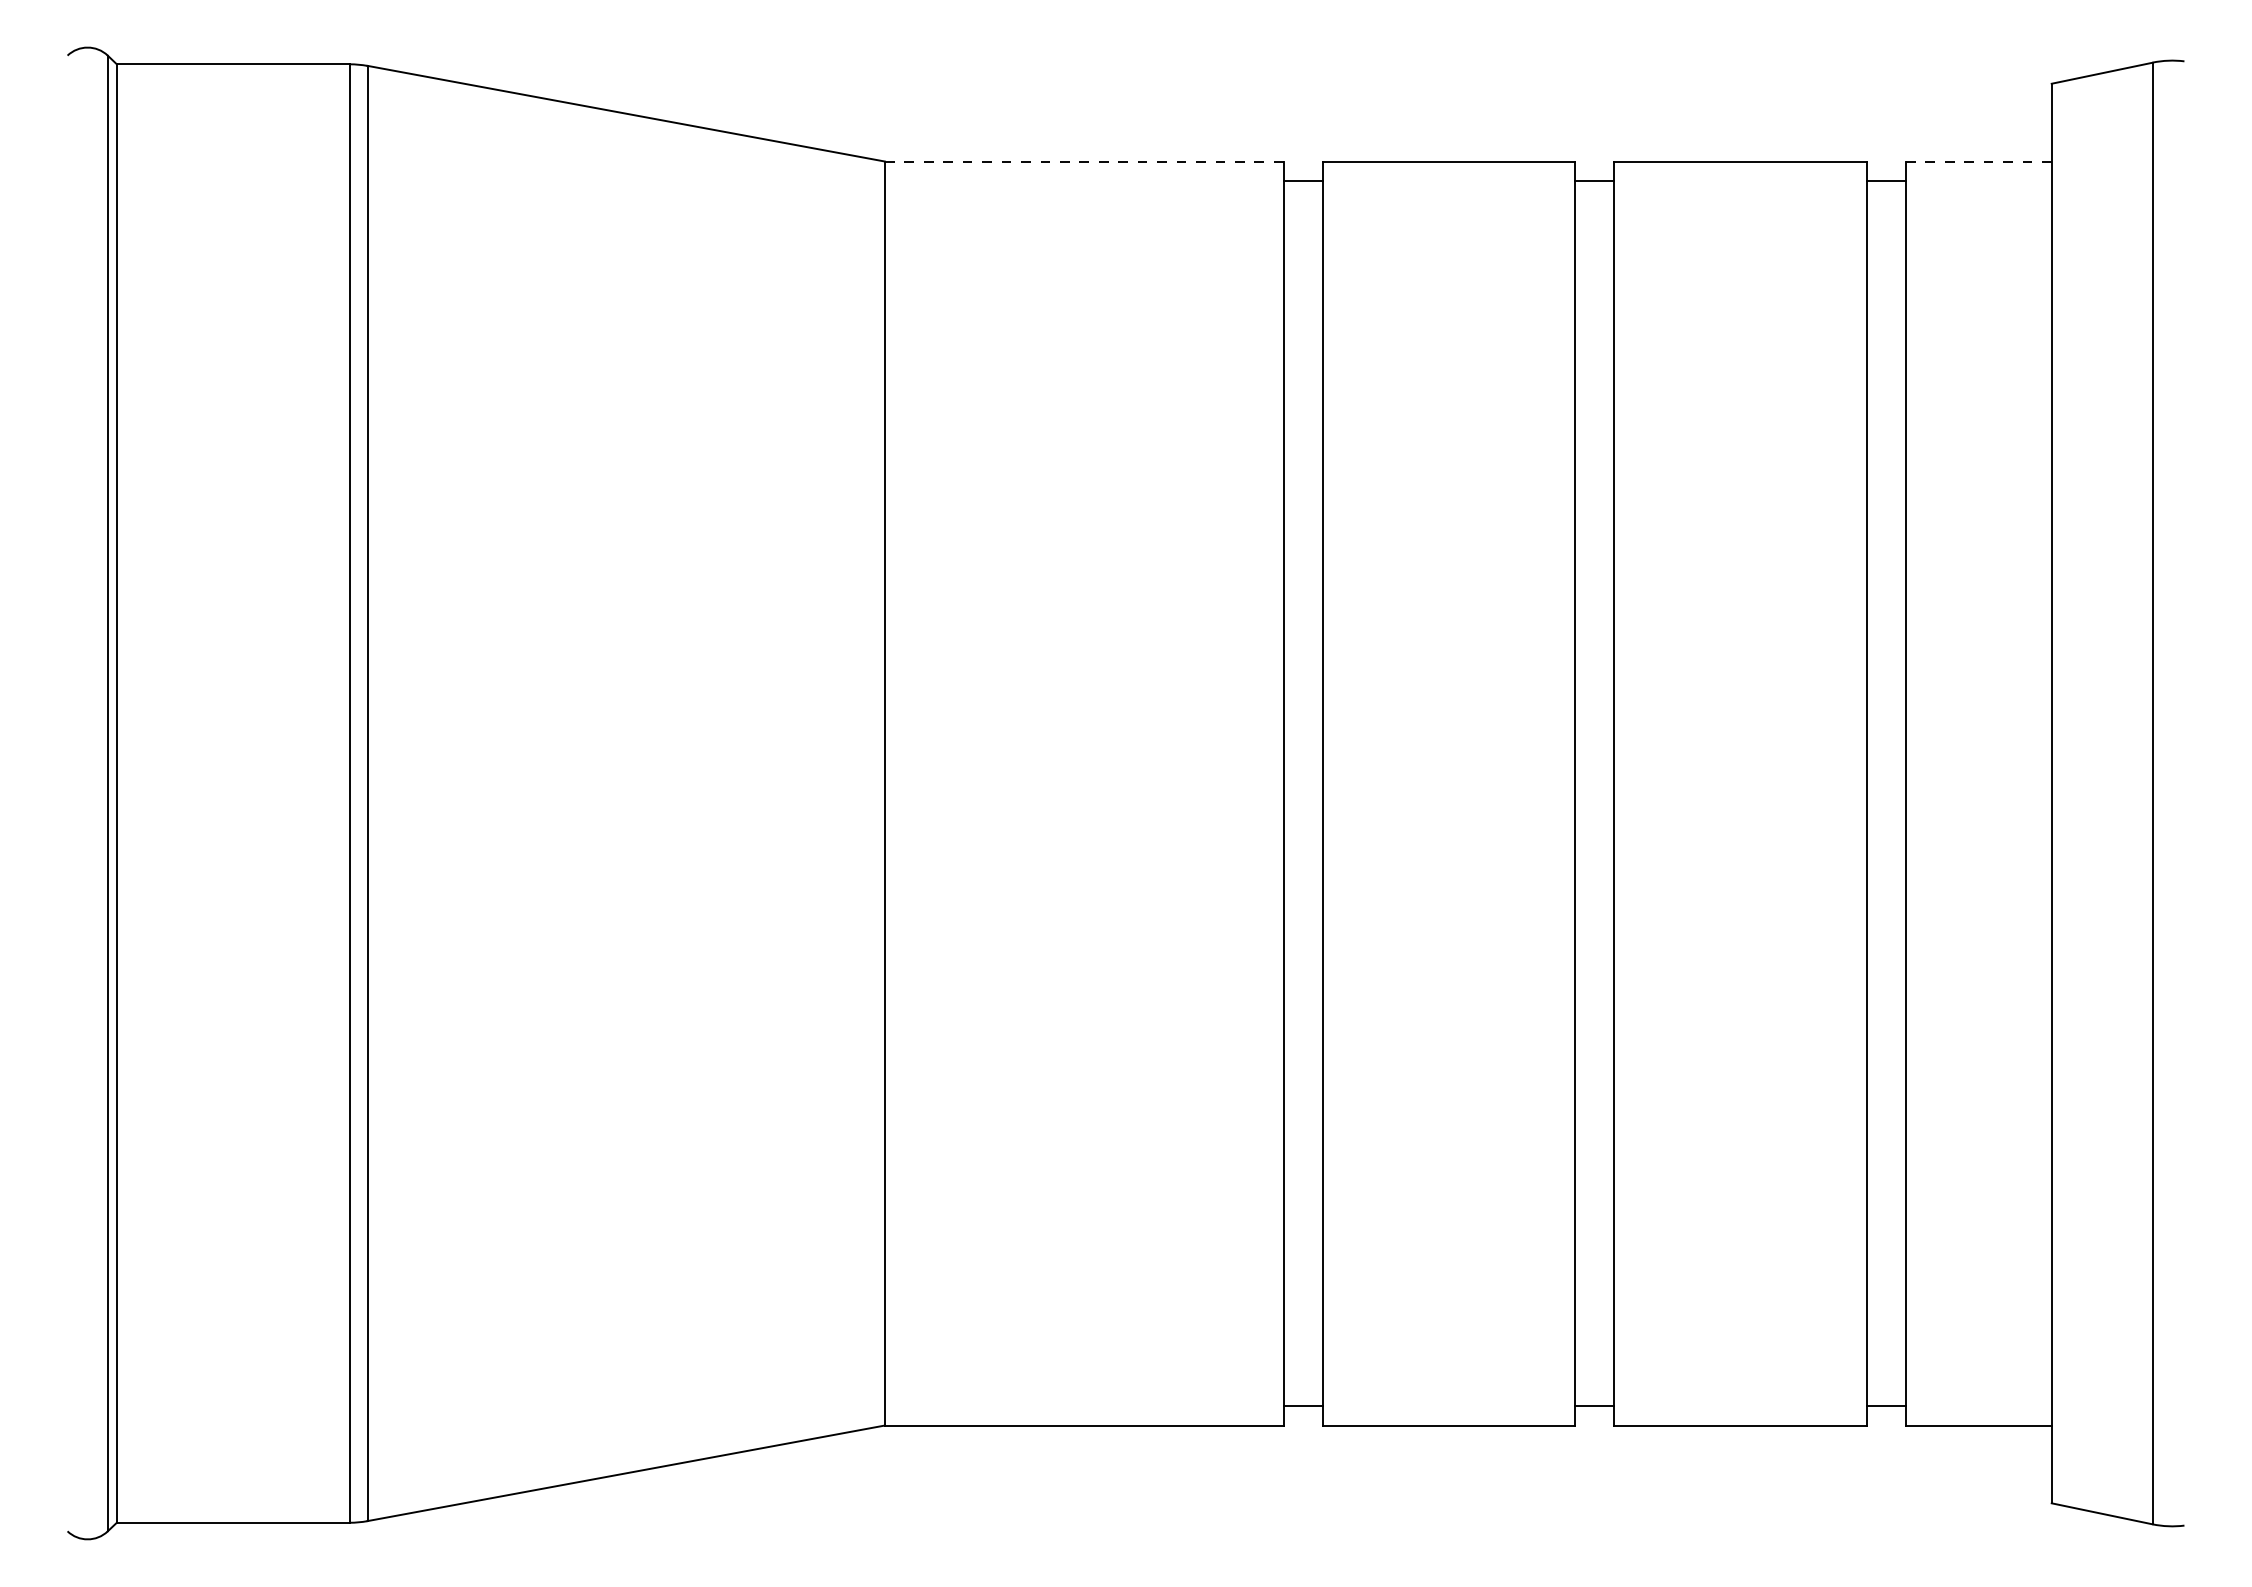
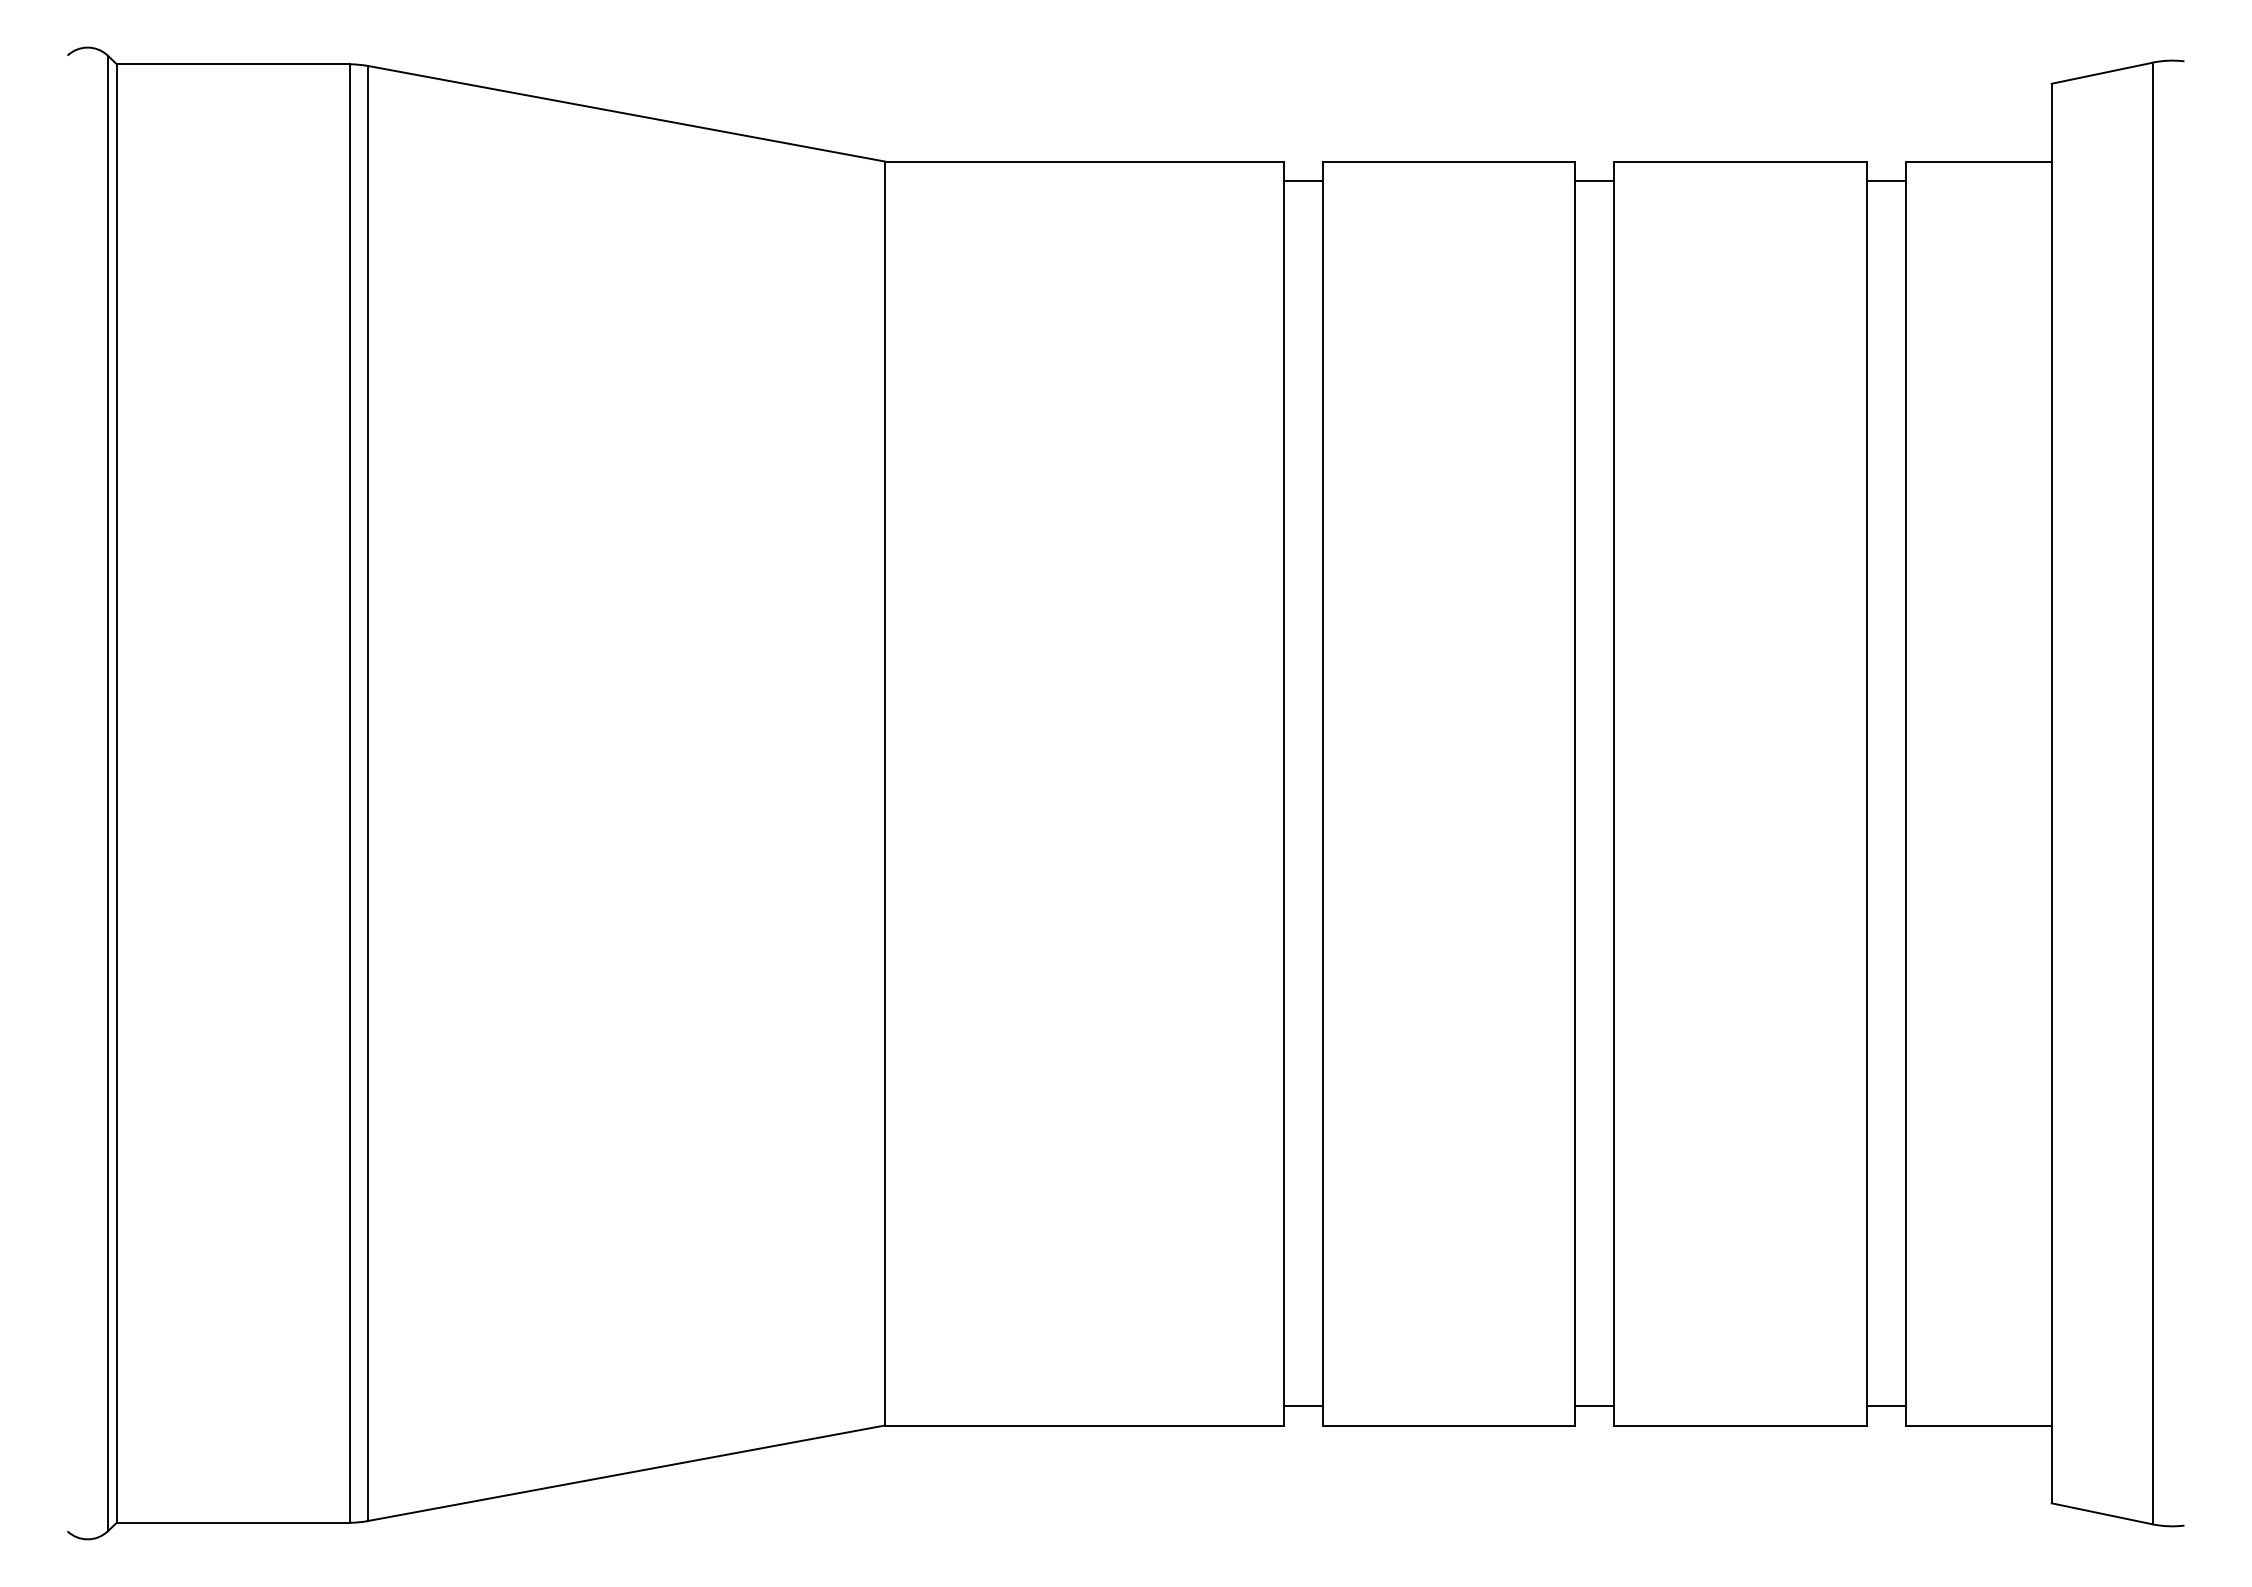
line: dashed -> solid (1084, 161)
line: dashed -> solid (1978, 161)
